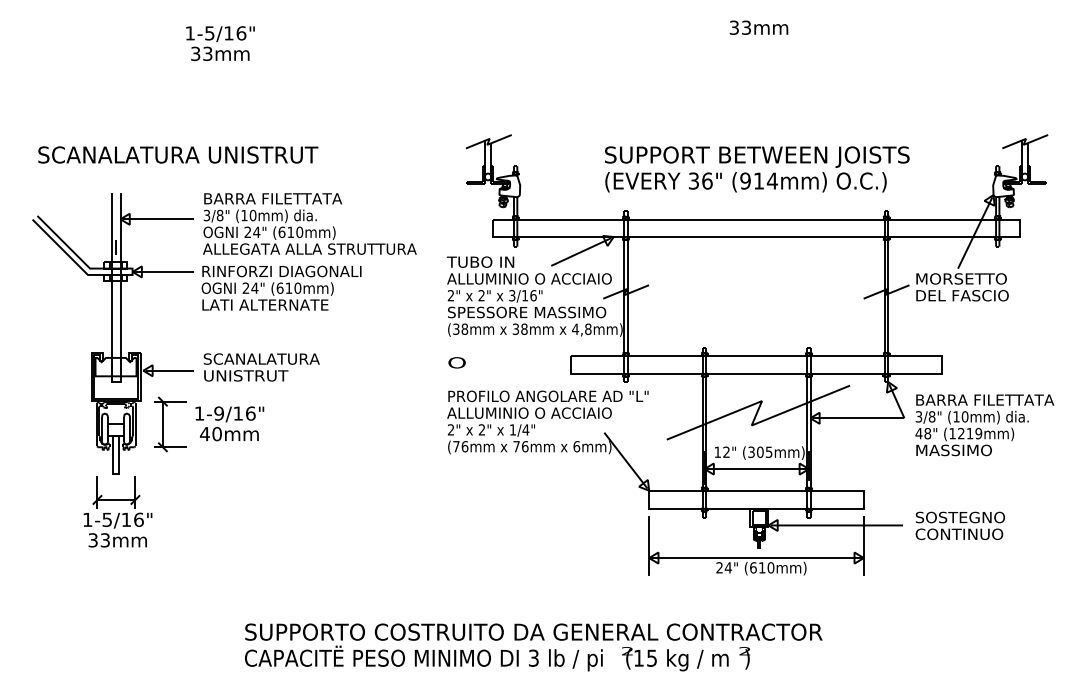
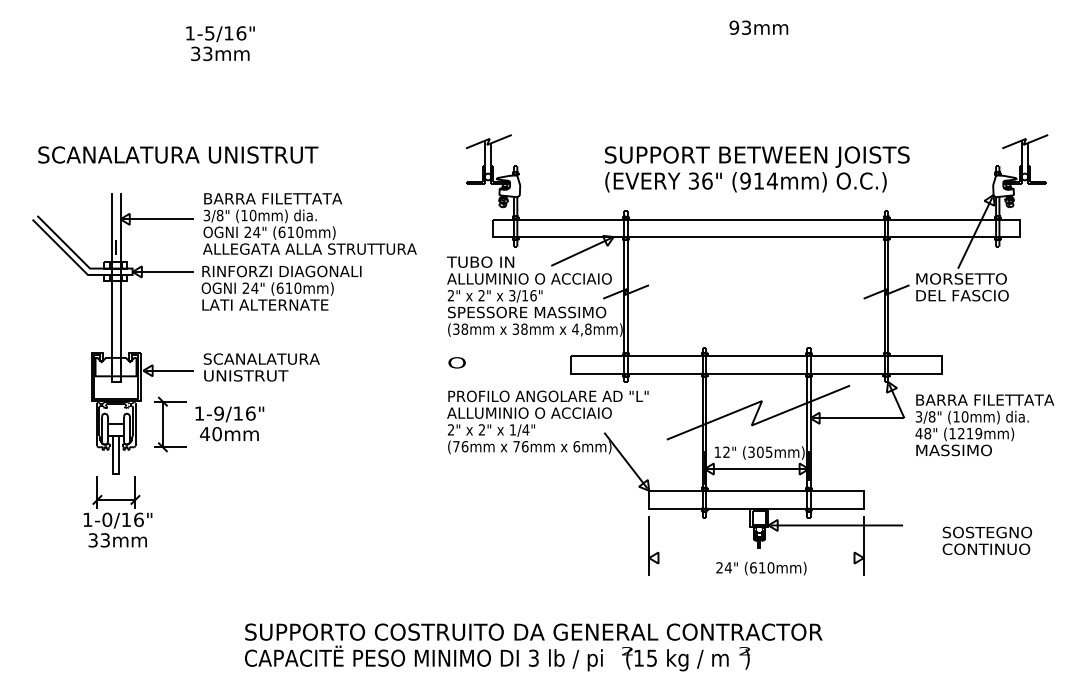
text: 33mm -> 93mm (734, 27)
text: 1-5/16" -> 1-0/16" (107, 519)
text position: (960, 525) -> (987, 540) (987, 540)
line: present -> none (756, 558)
